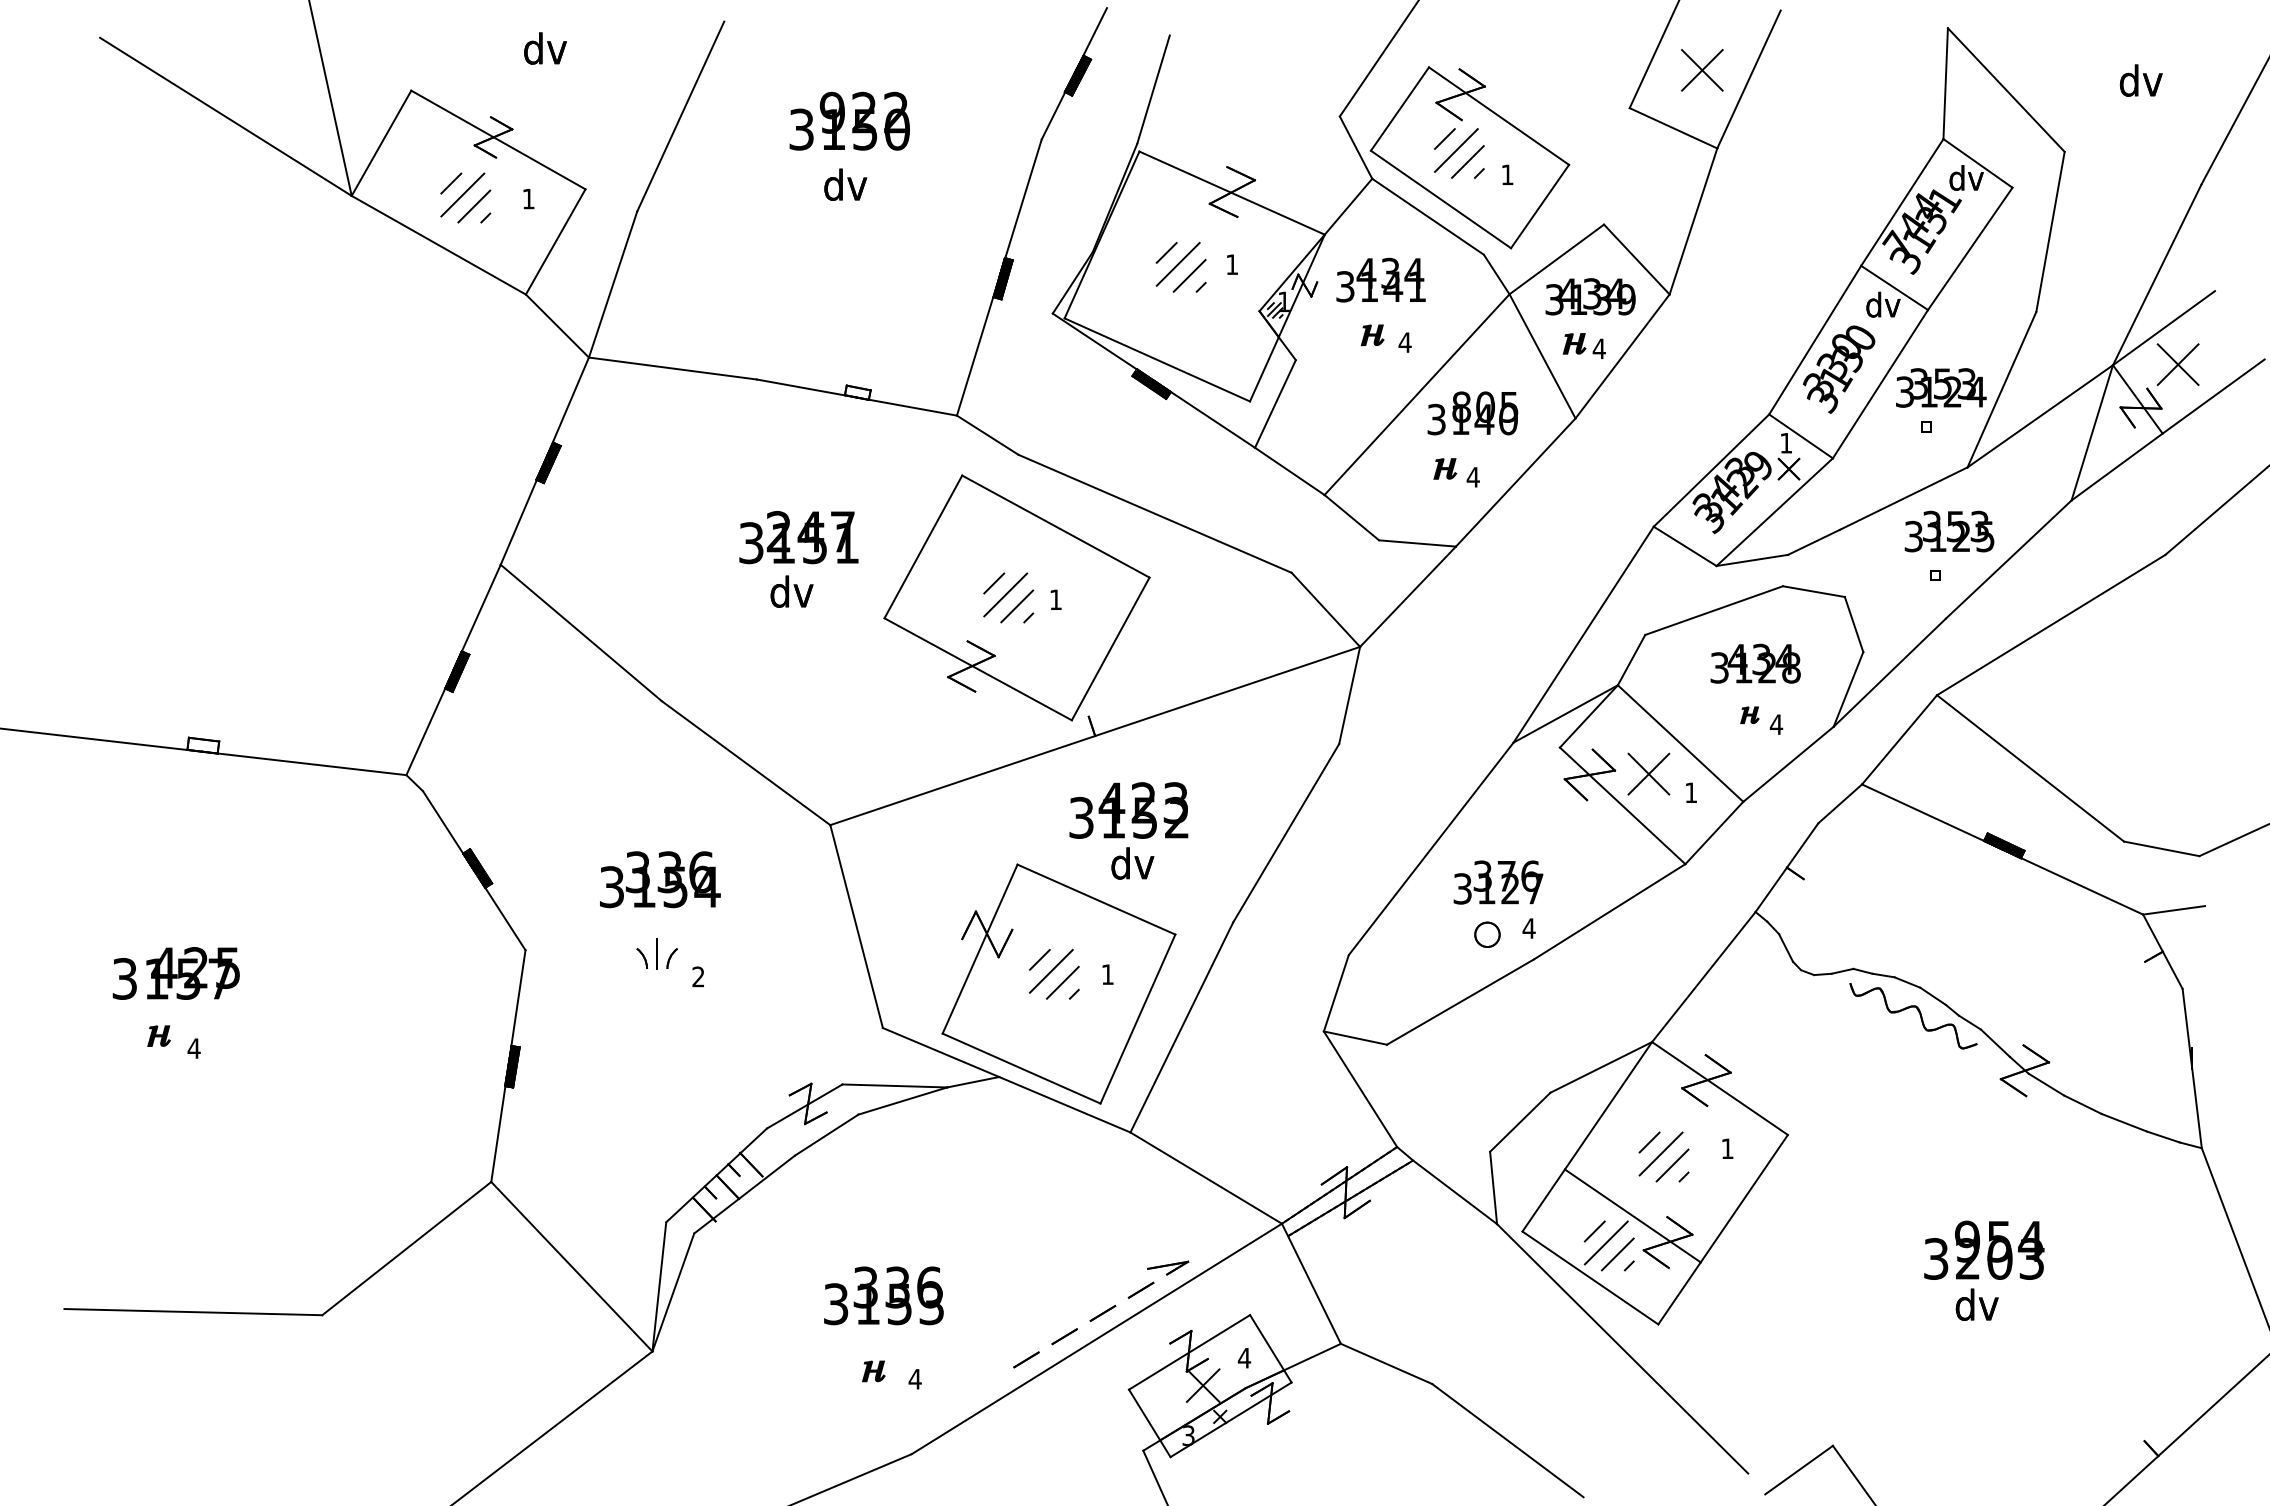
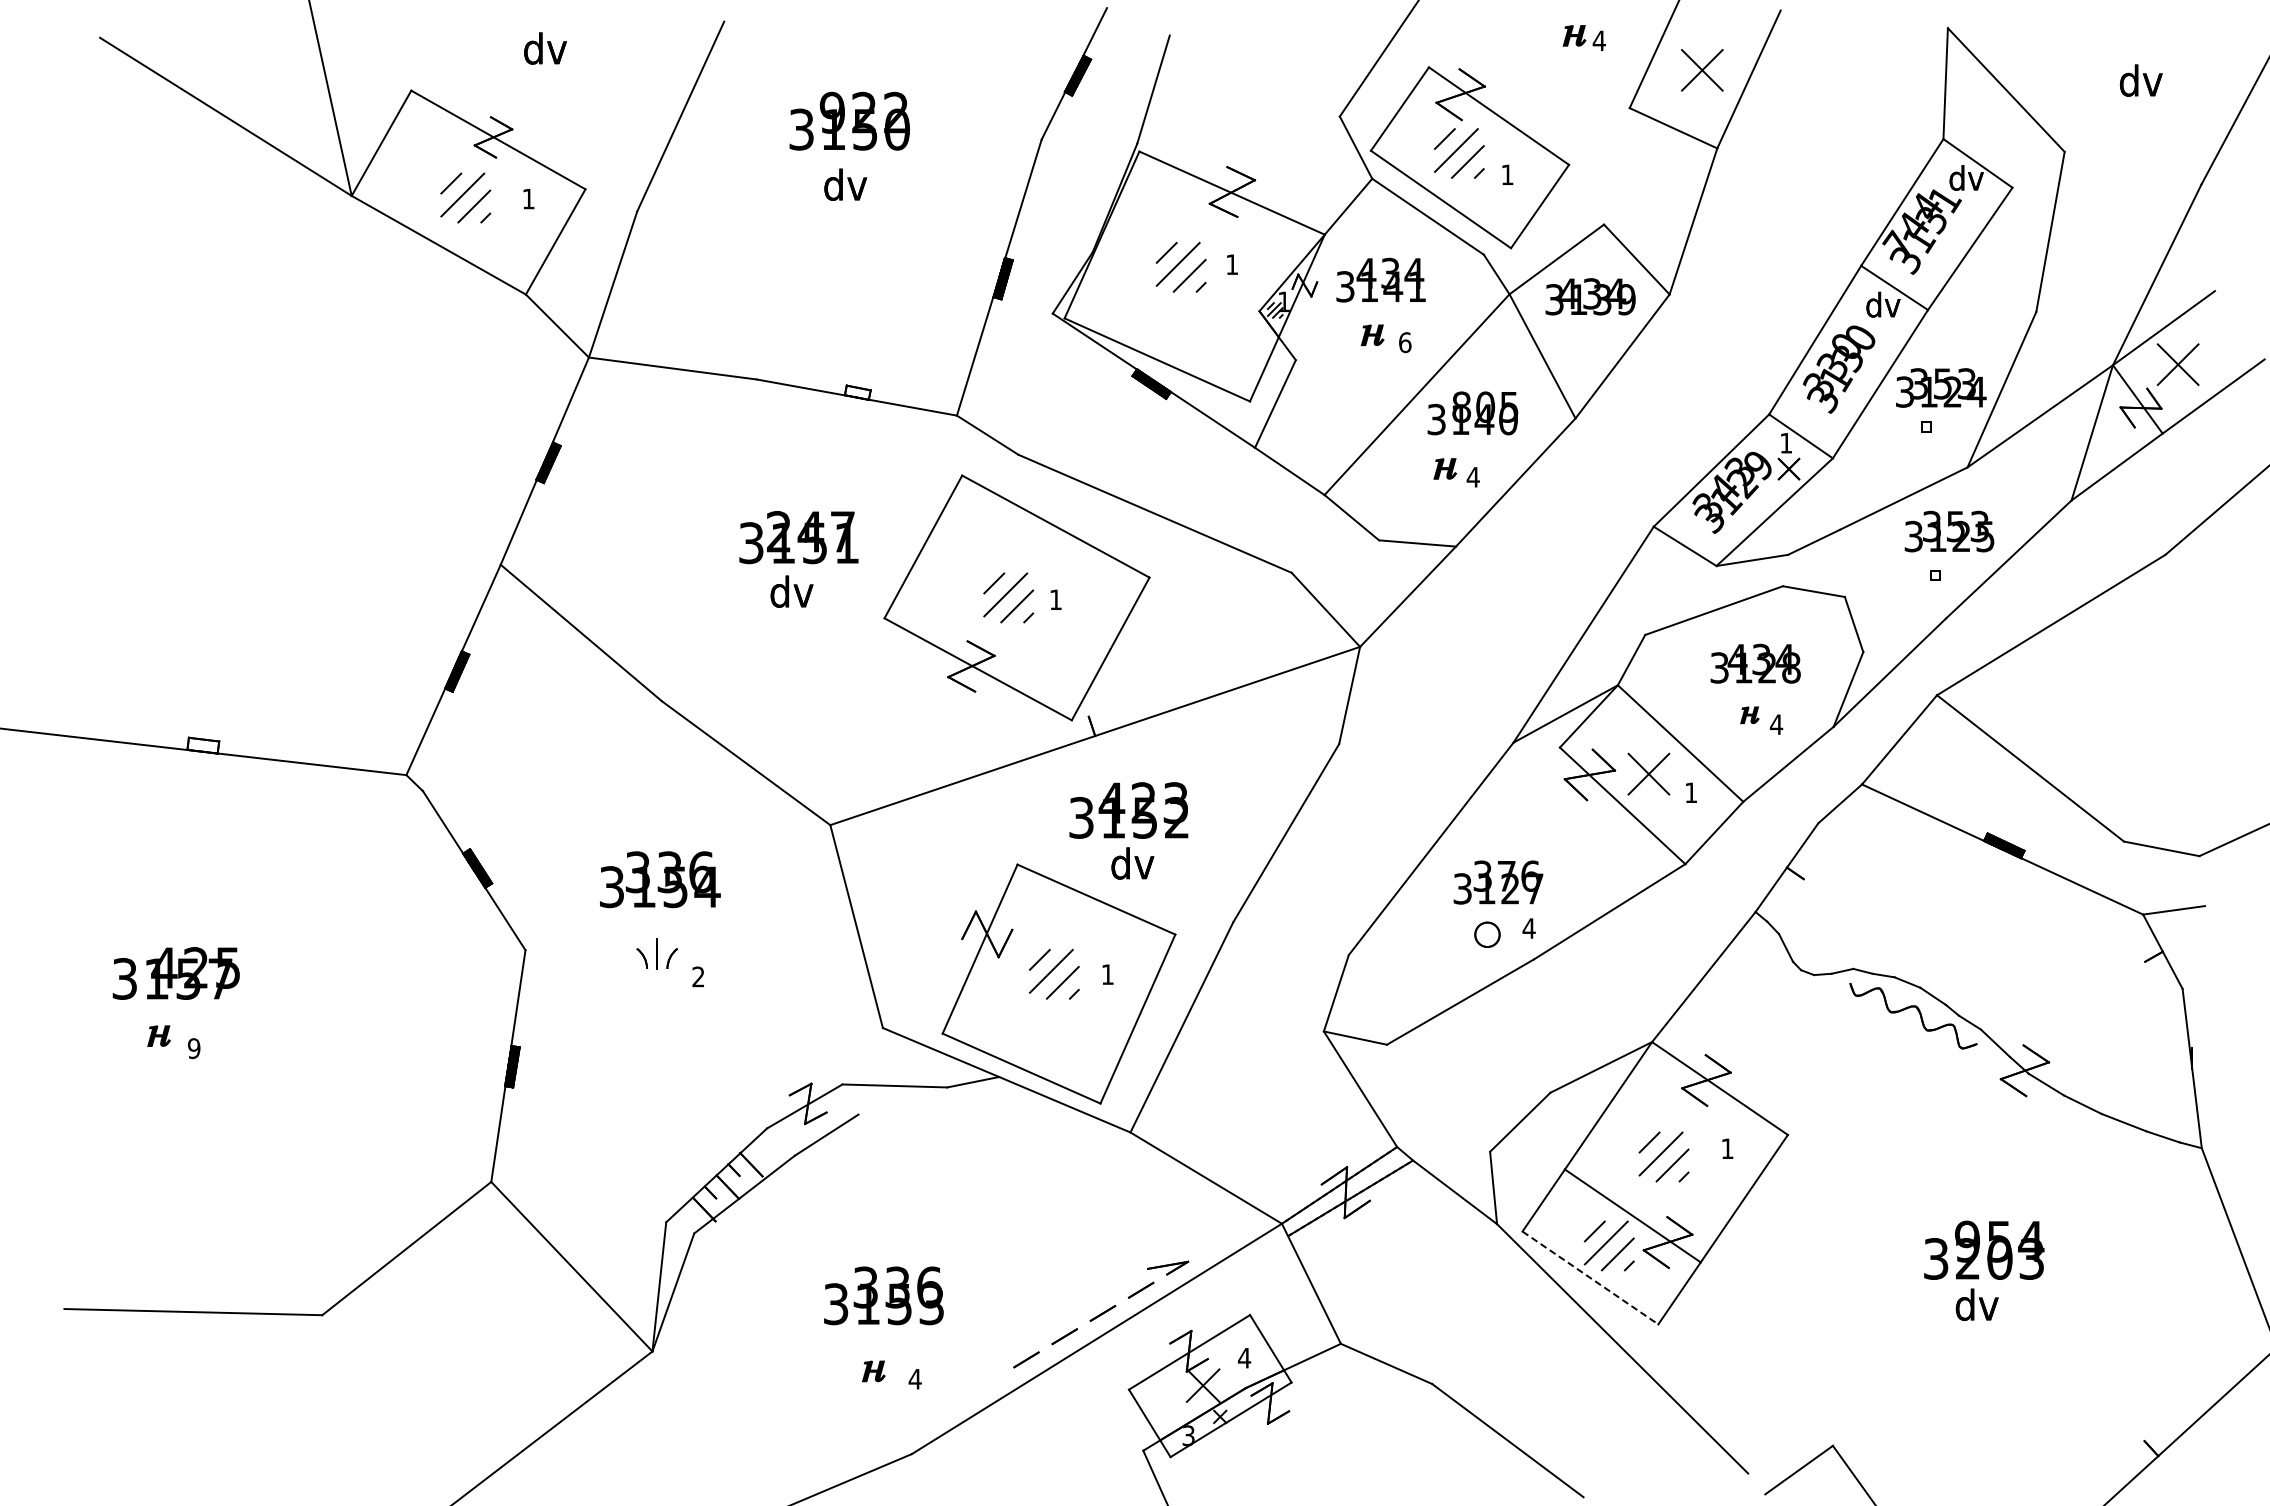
text: 4 -> 6 (1404, 342)
part position: (1583, 345) -> (1583, 37) (1583, 37)
text: 4 -> 9 (193, 1048)
line: present -> none (902, 1100)
line: solid -> dashed (1590, 1278)
